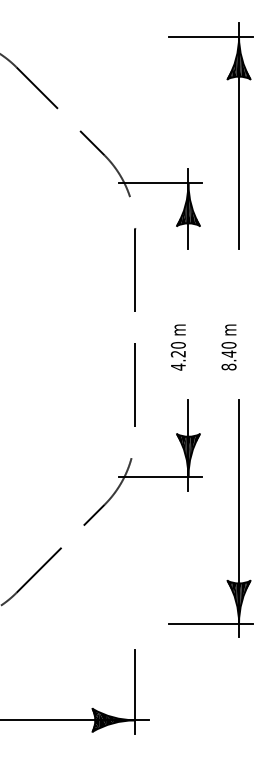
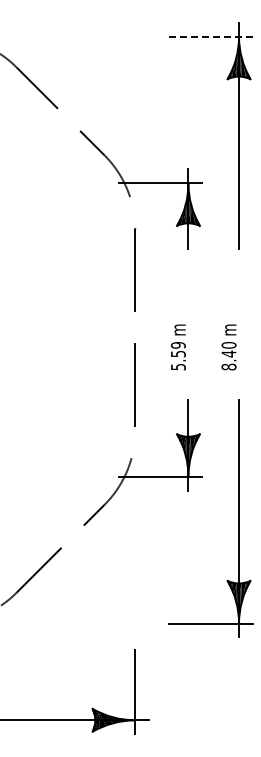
line: solid -> dashed (211, 36)
text: 4.20 -> 5.59 (177, 356)
